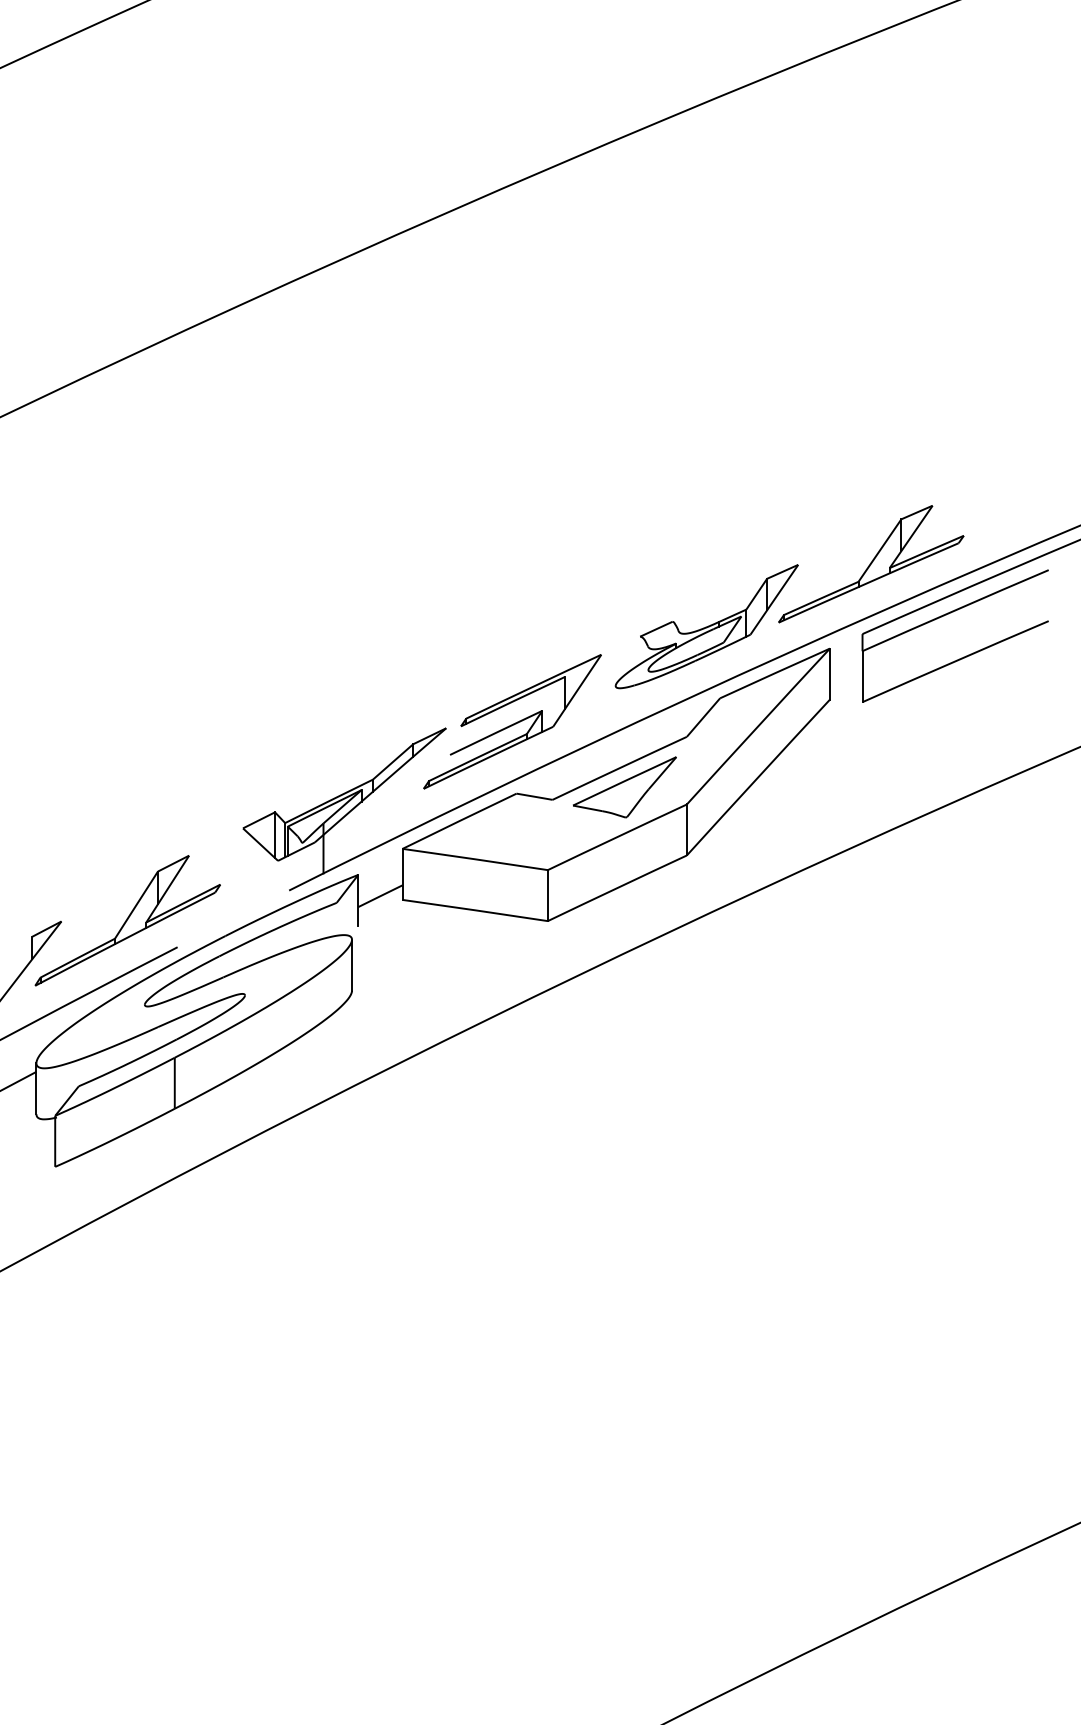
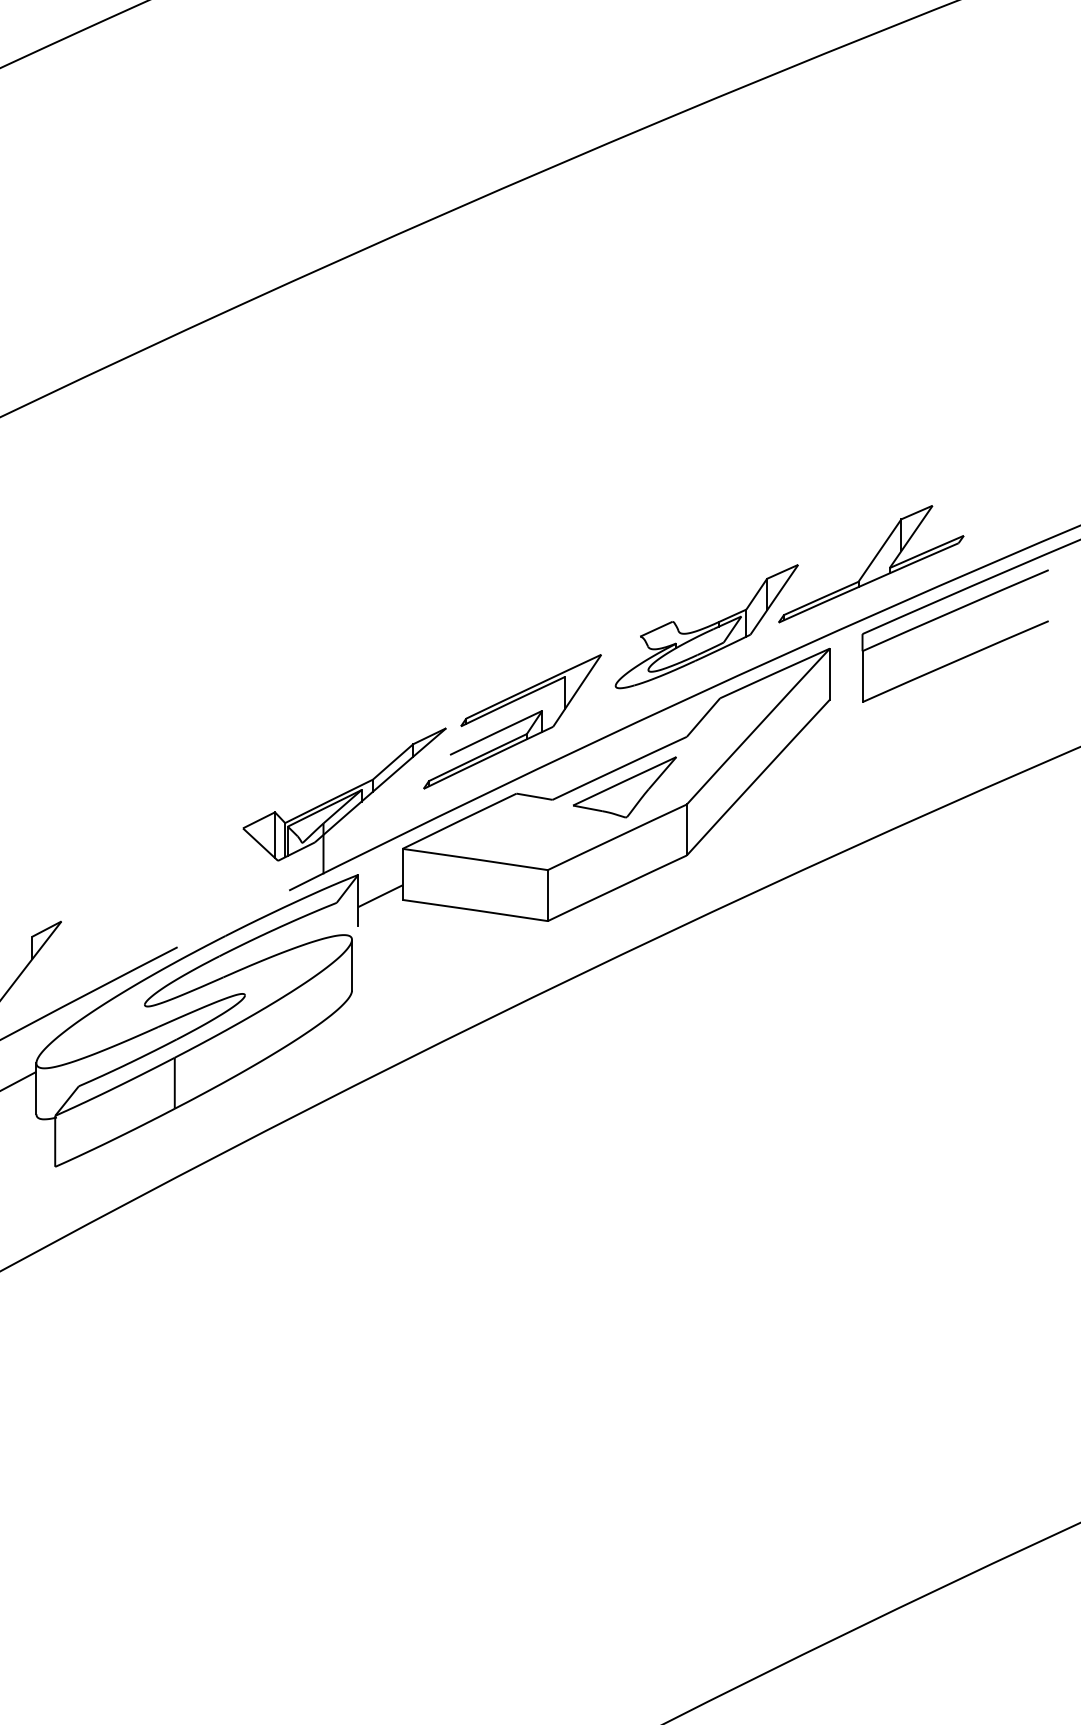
part: present -> none (127, 920)
